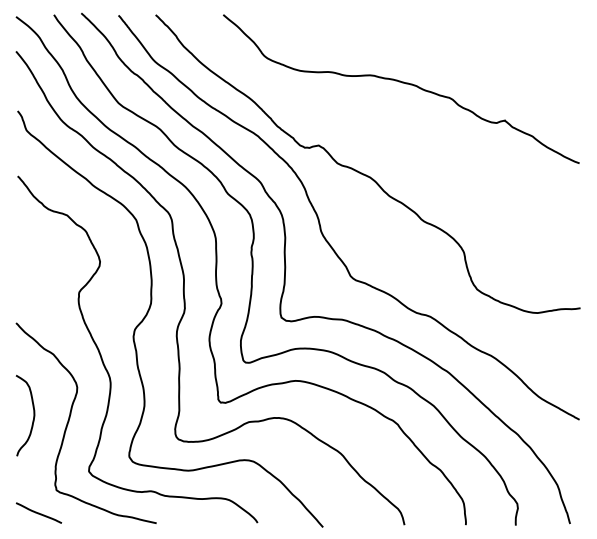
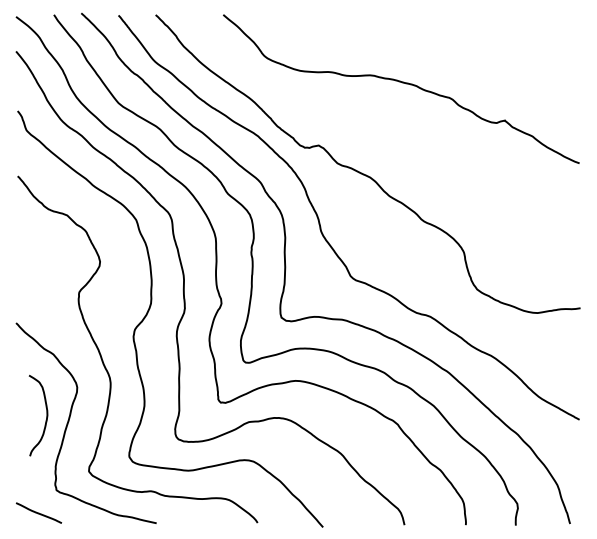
curve position: (33, 415) -> (46, 415) (46, 415)
